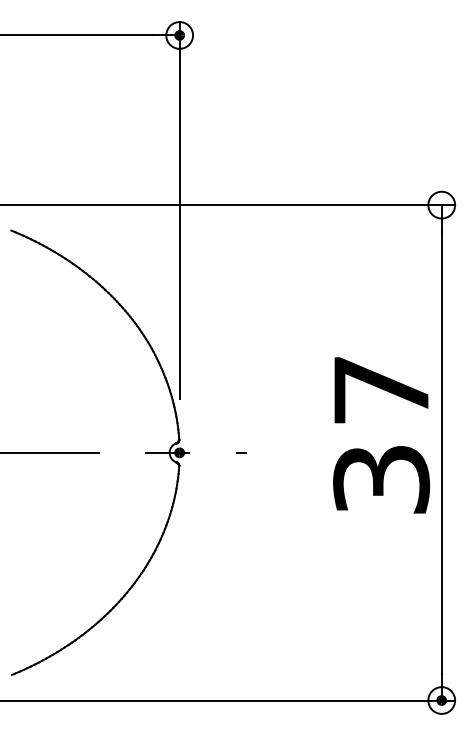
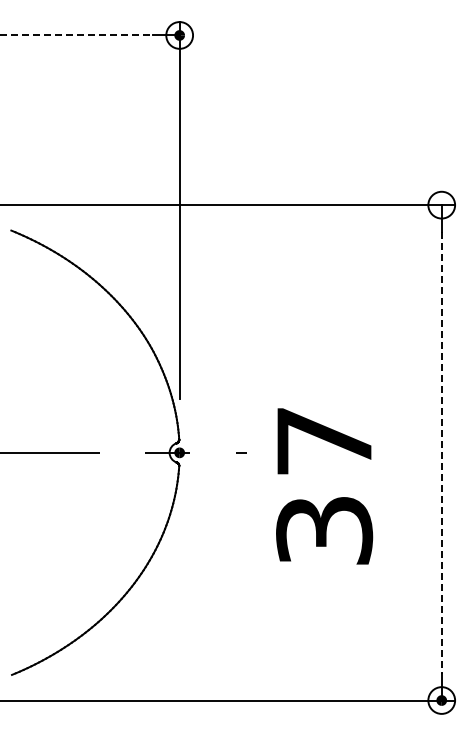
line: solid -> dashed (76, 35)
text position: (381, 435) -> (324, 486) (324, 486)
line: solid -> dashed (441, 452)
